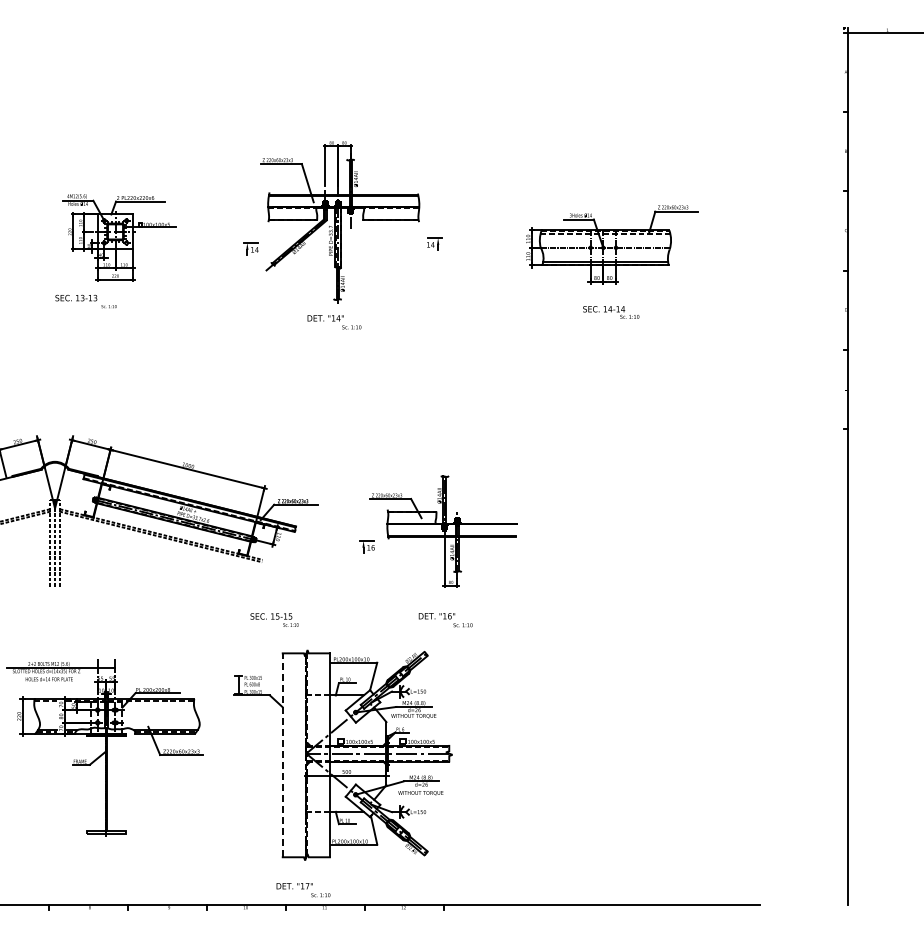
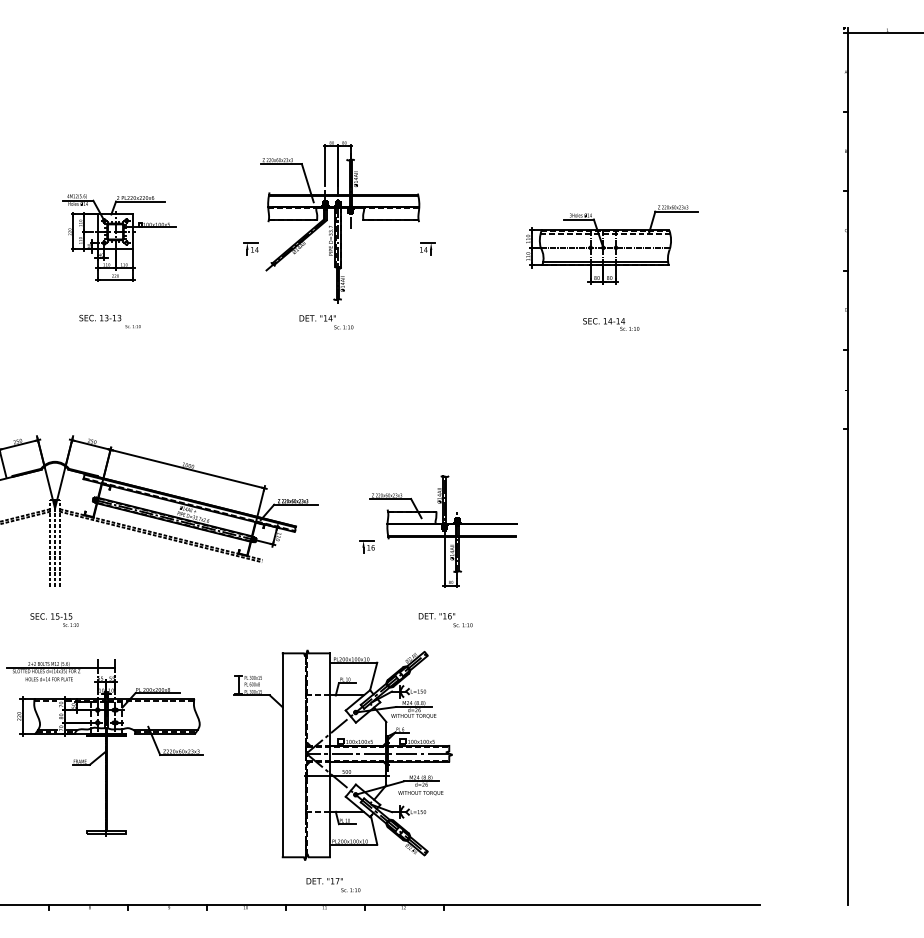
part position: (434, 243) -> (427, 248) (427, 248)
text position: (85, 301) -> (109, 321) (109, 321)
text position: (611, 312) -> (611, 324) (611, 324)
text position: (334, 322) -> (326, 322) (326, 322)
text position: (274, 619) -> (54, 619) (54, 619)
line: dashed -> solid (282, 755)
text position: (303, 890) -> (333, 885) (333, 885)
